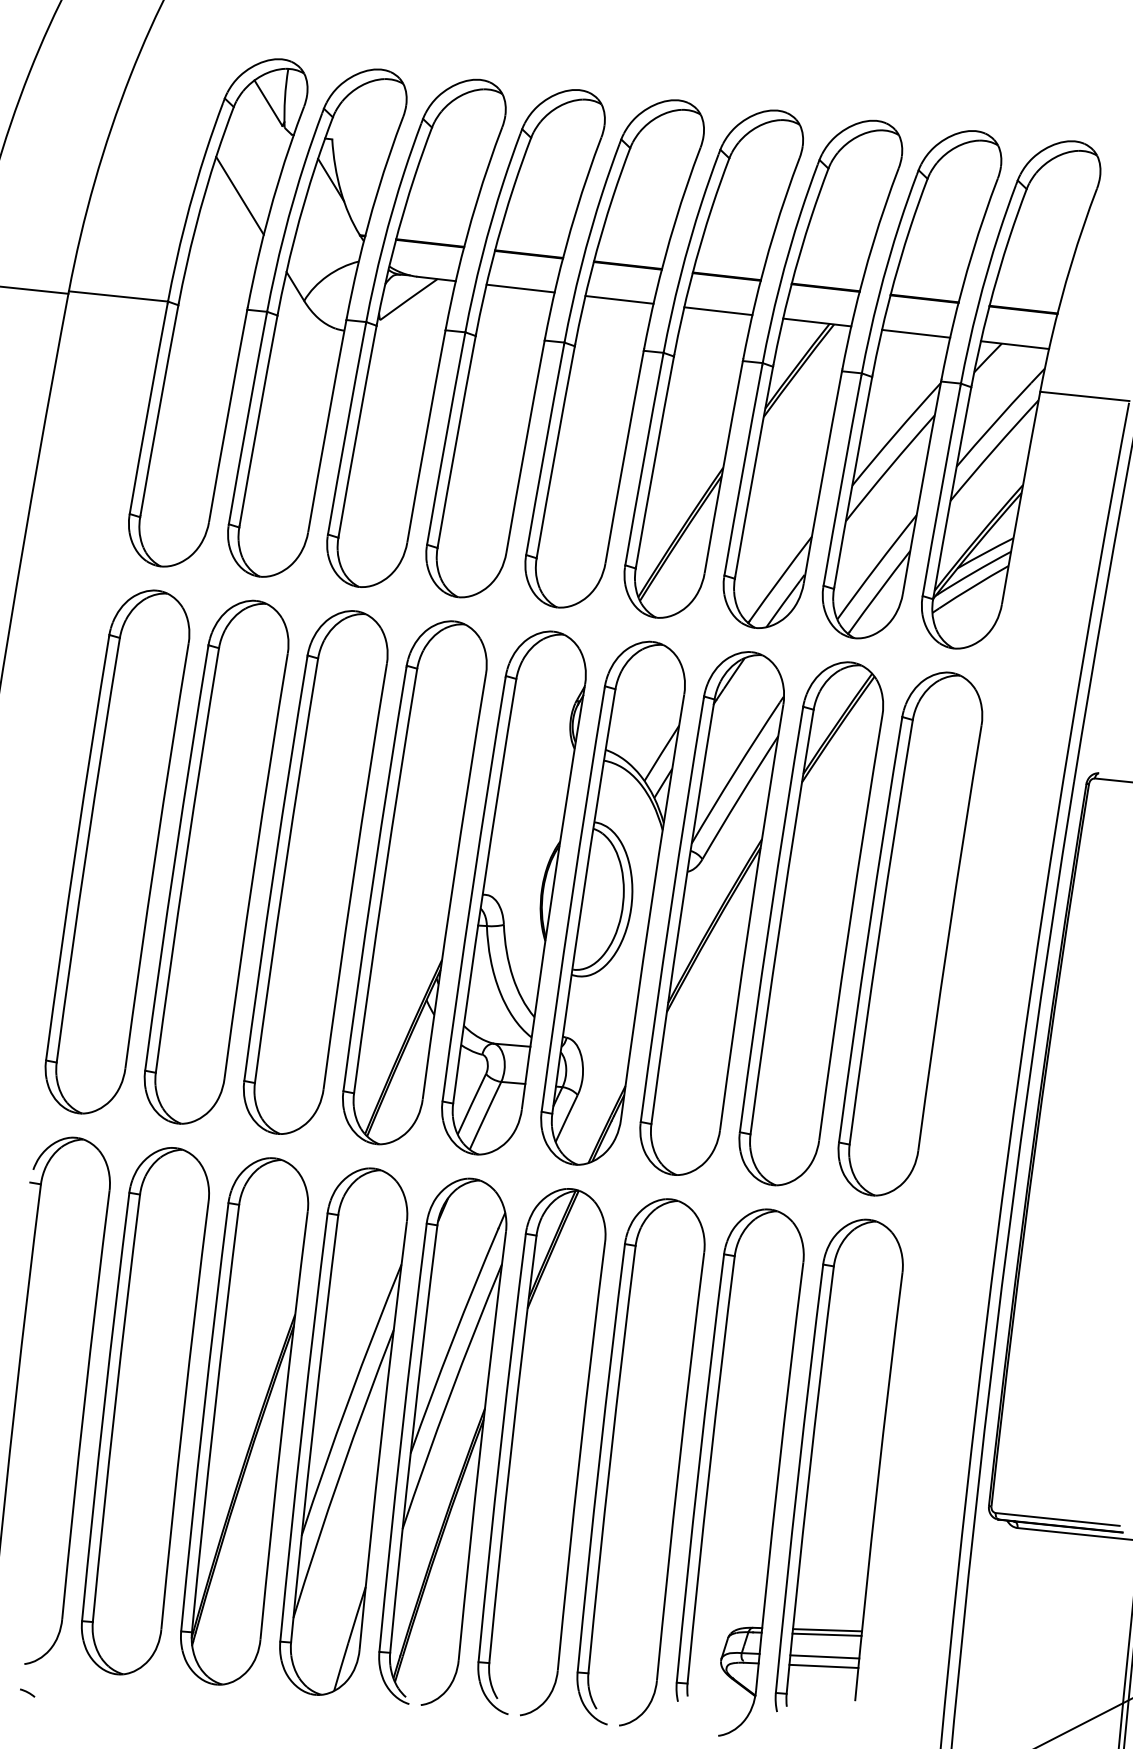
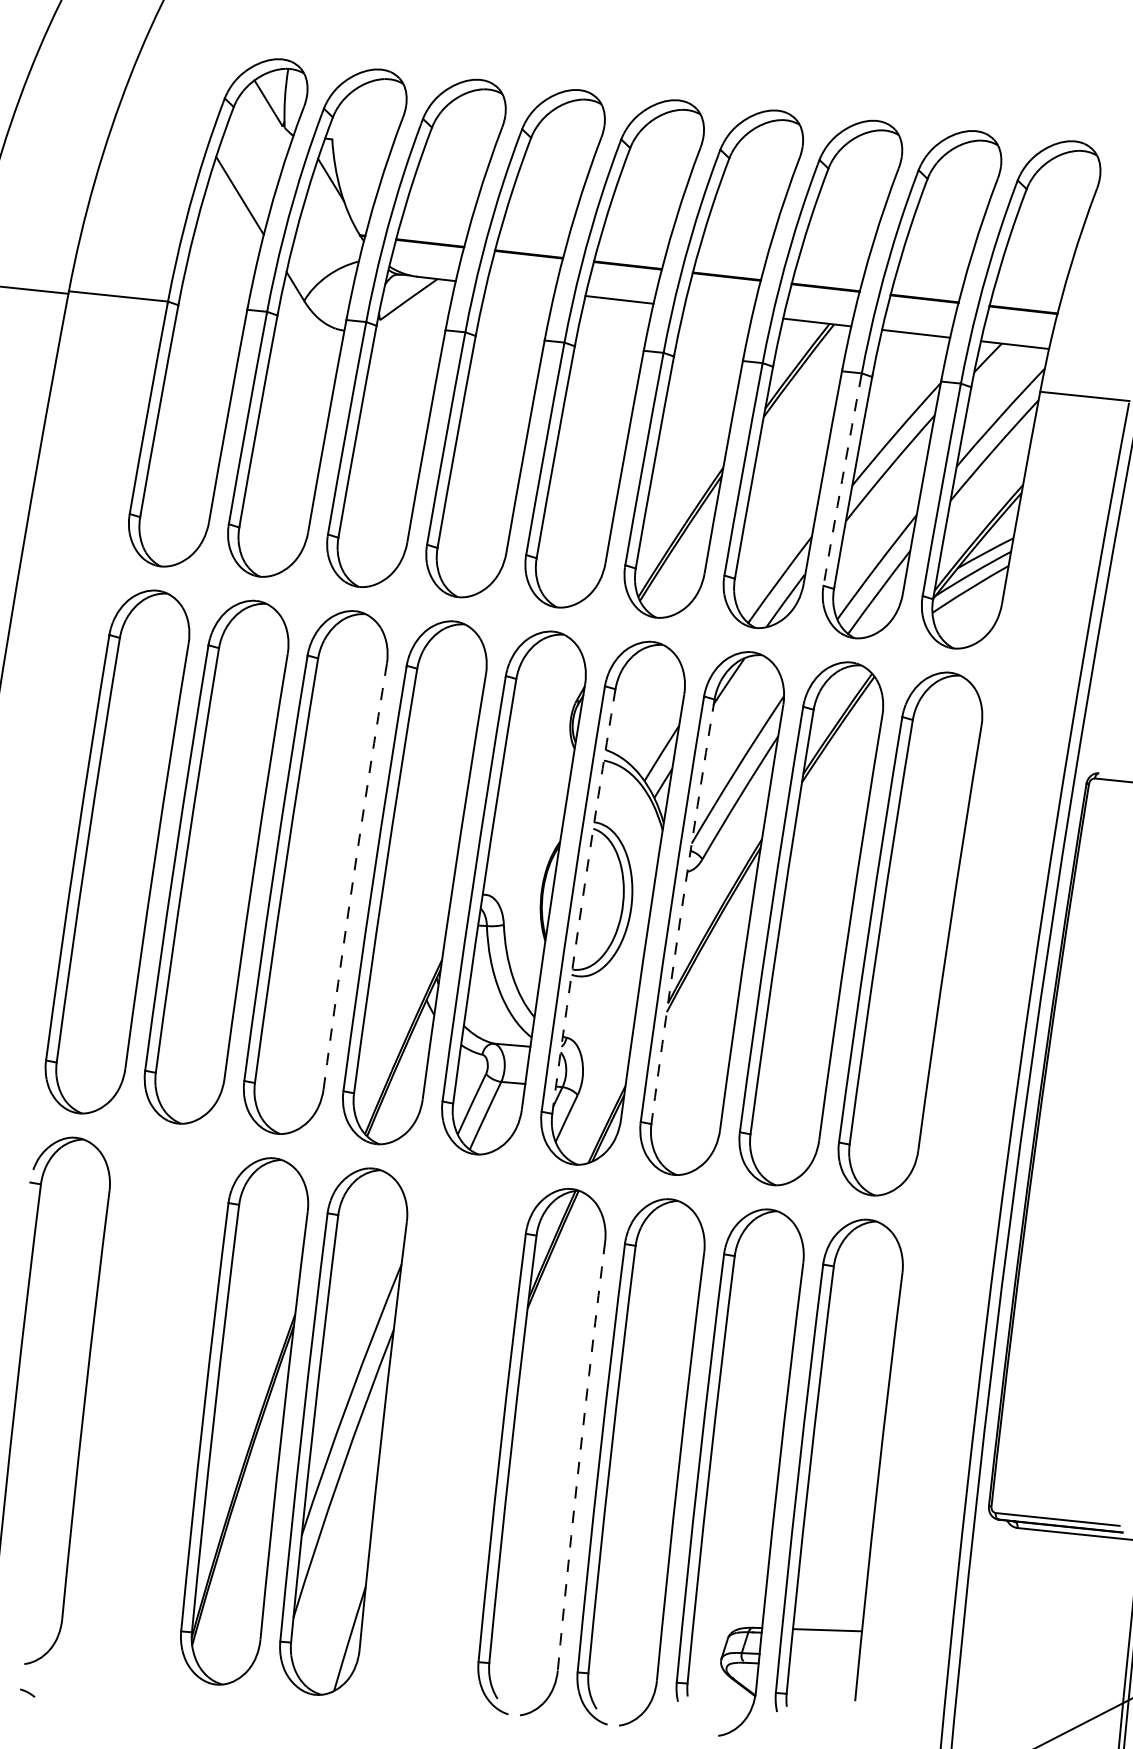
line: present -> none (520, 288)
line: present -> none (718, 311)
arc: solid -> dashed (842, 480)
arc: solid -> dashed (353, 876)
arc: solid -> dashed (582, 901)
arc: solid -> dashed (681, 911)
part: present -> none (144, 1411)
part: present -> none (442, 1441)
arc: solid -> dashed (579, 1456)
line: present -> none (826, 1634)
line: present -> none (824, 1656)
line: present -> none (823, 1666)
